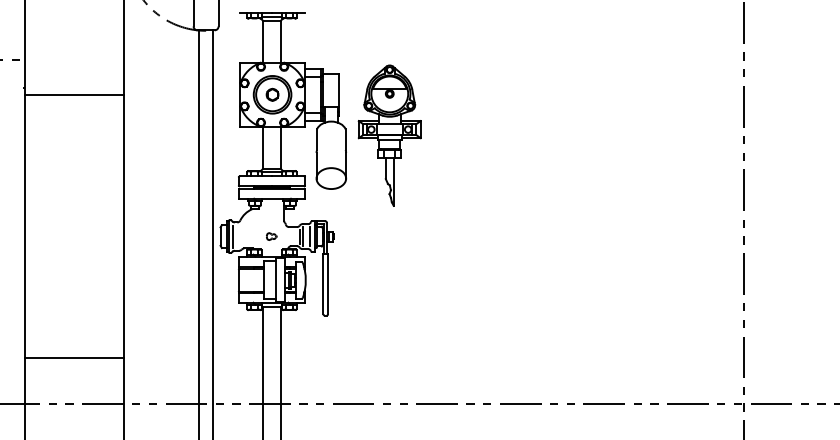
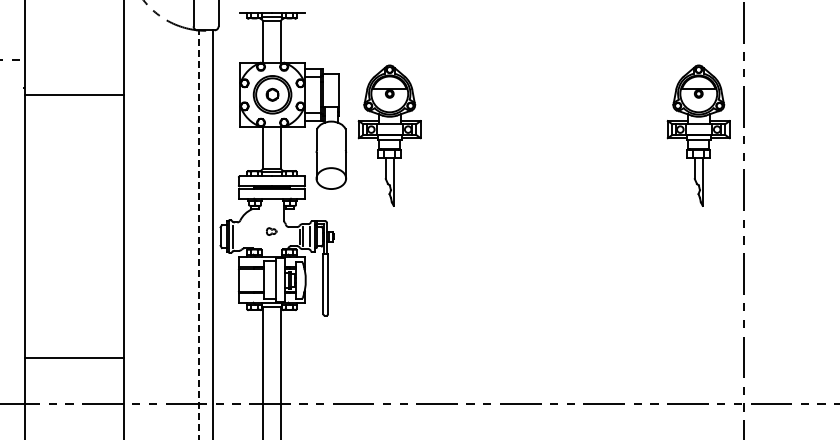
part: none -> present (698, 135)
line: solid -> dashed (199, 235)
part position: (271, 236) -> (271, 231) (271, 231)
